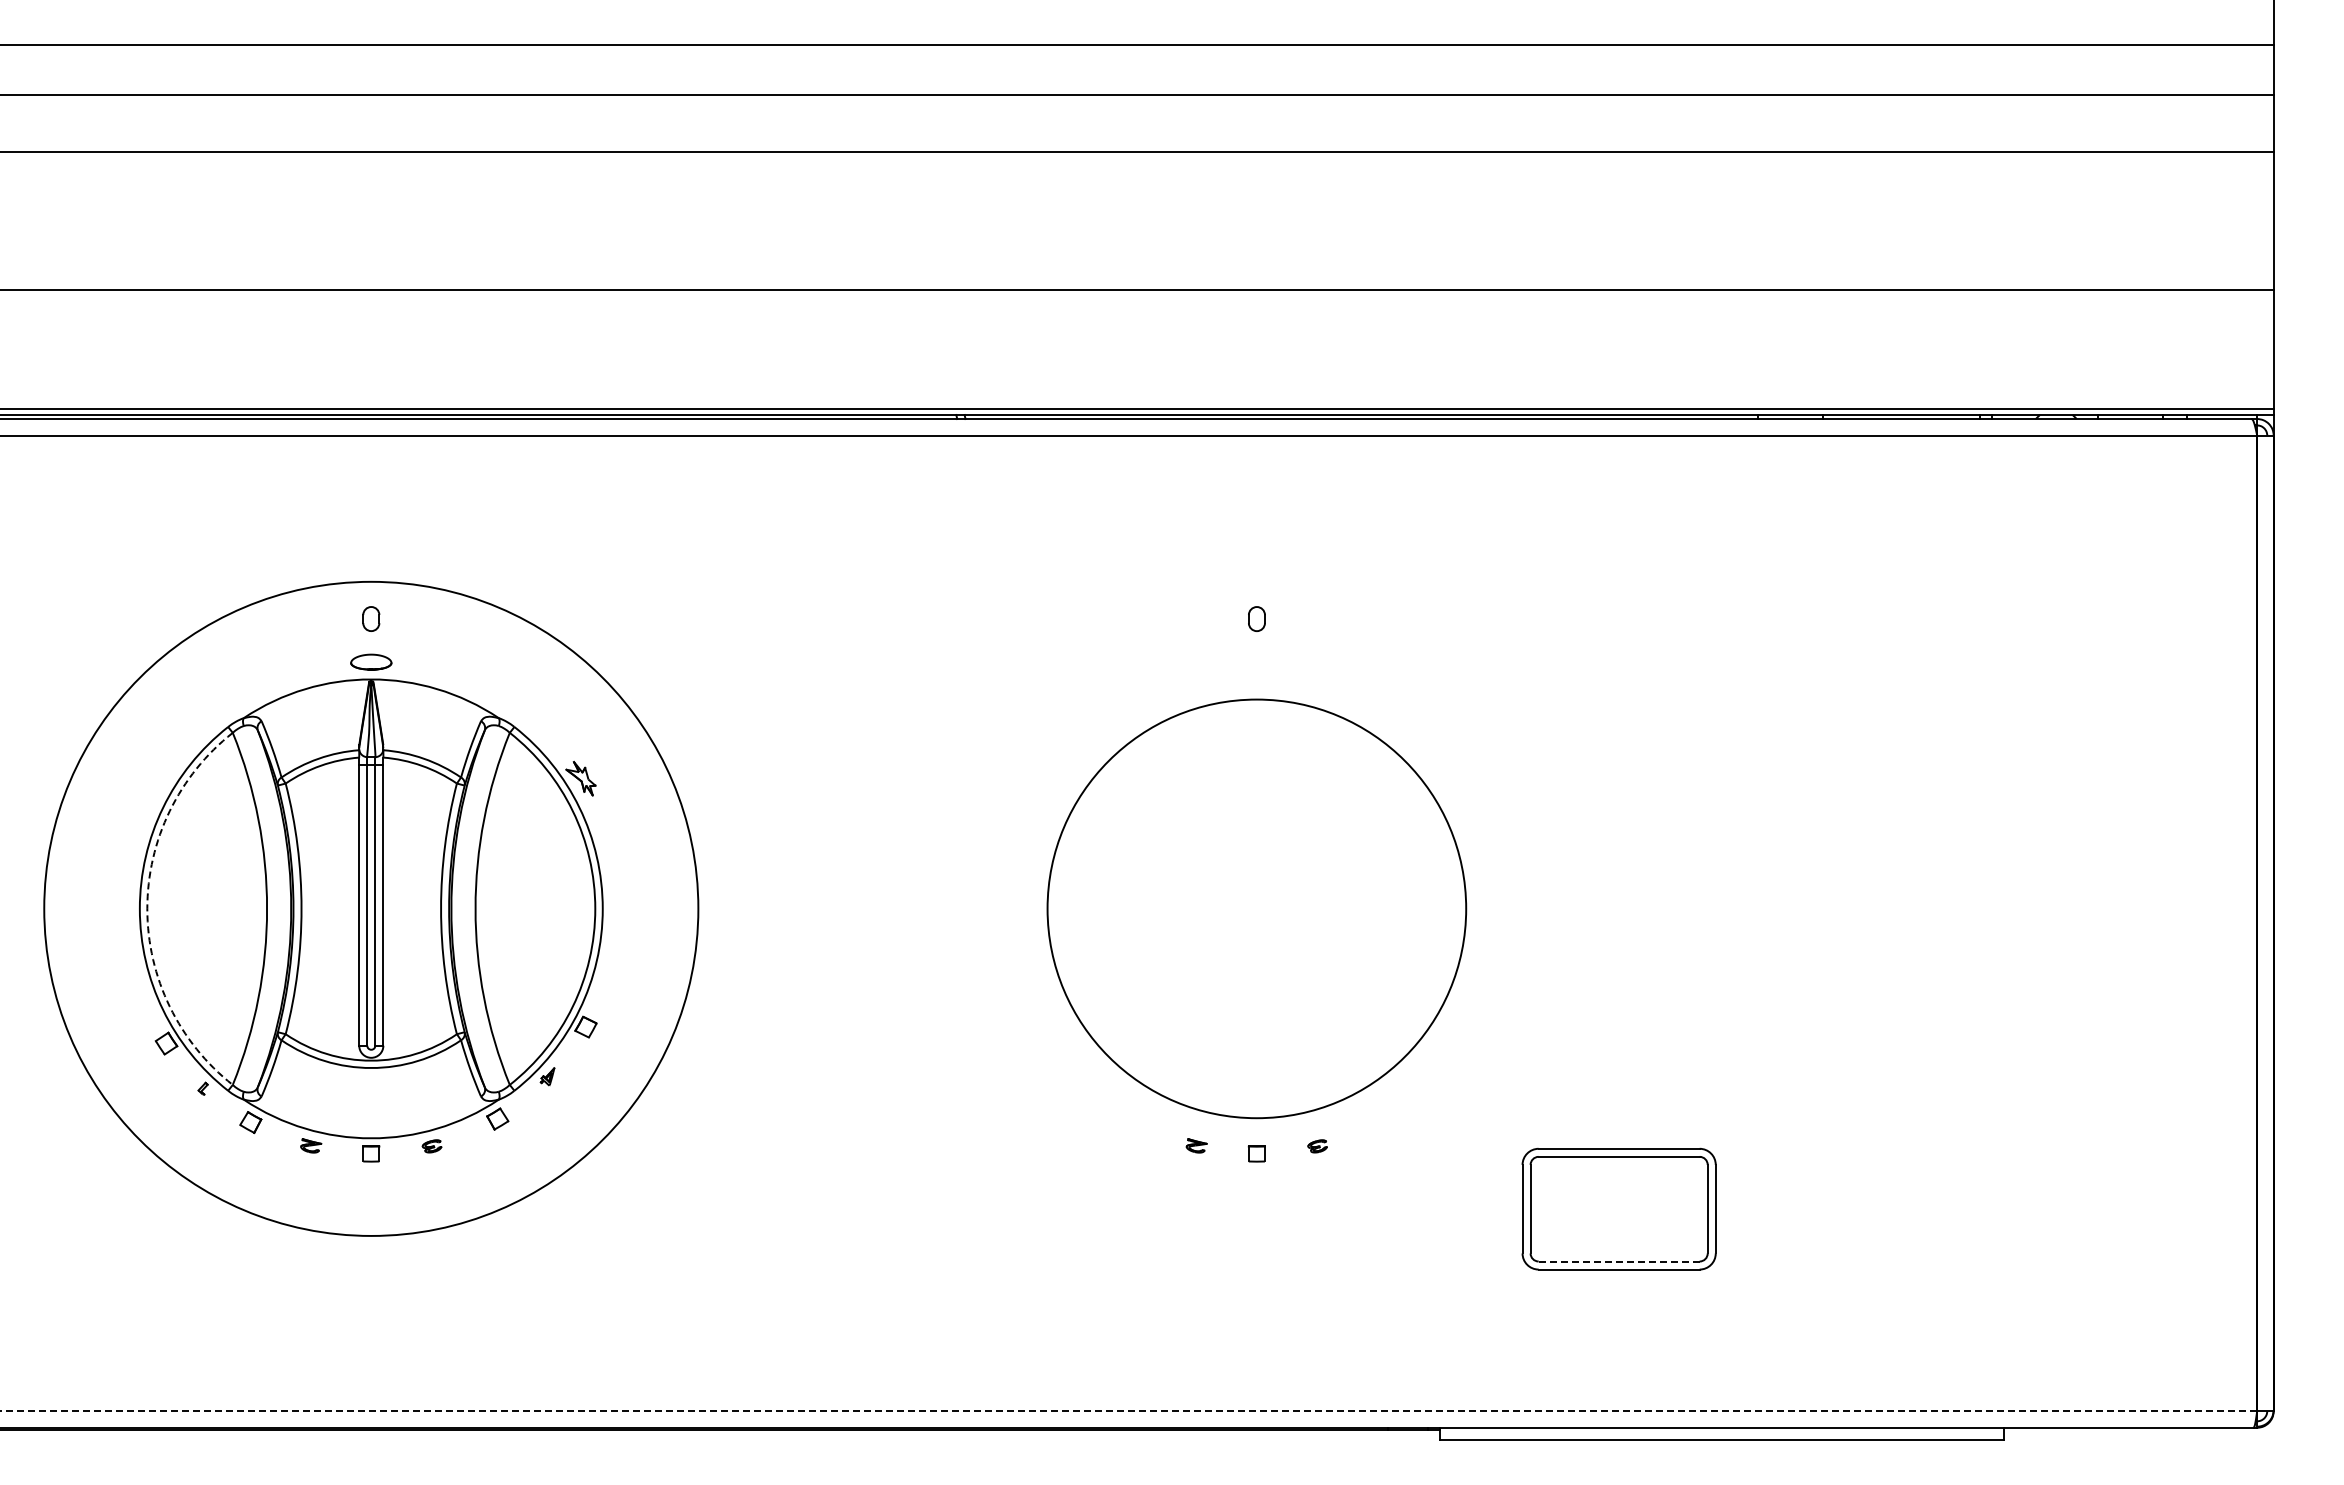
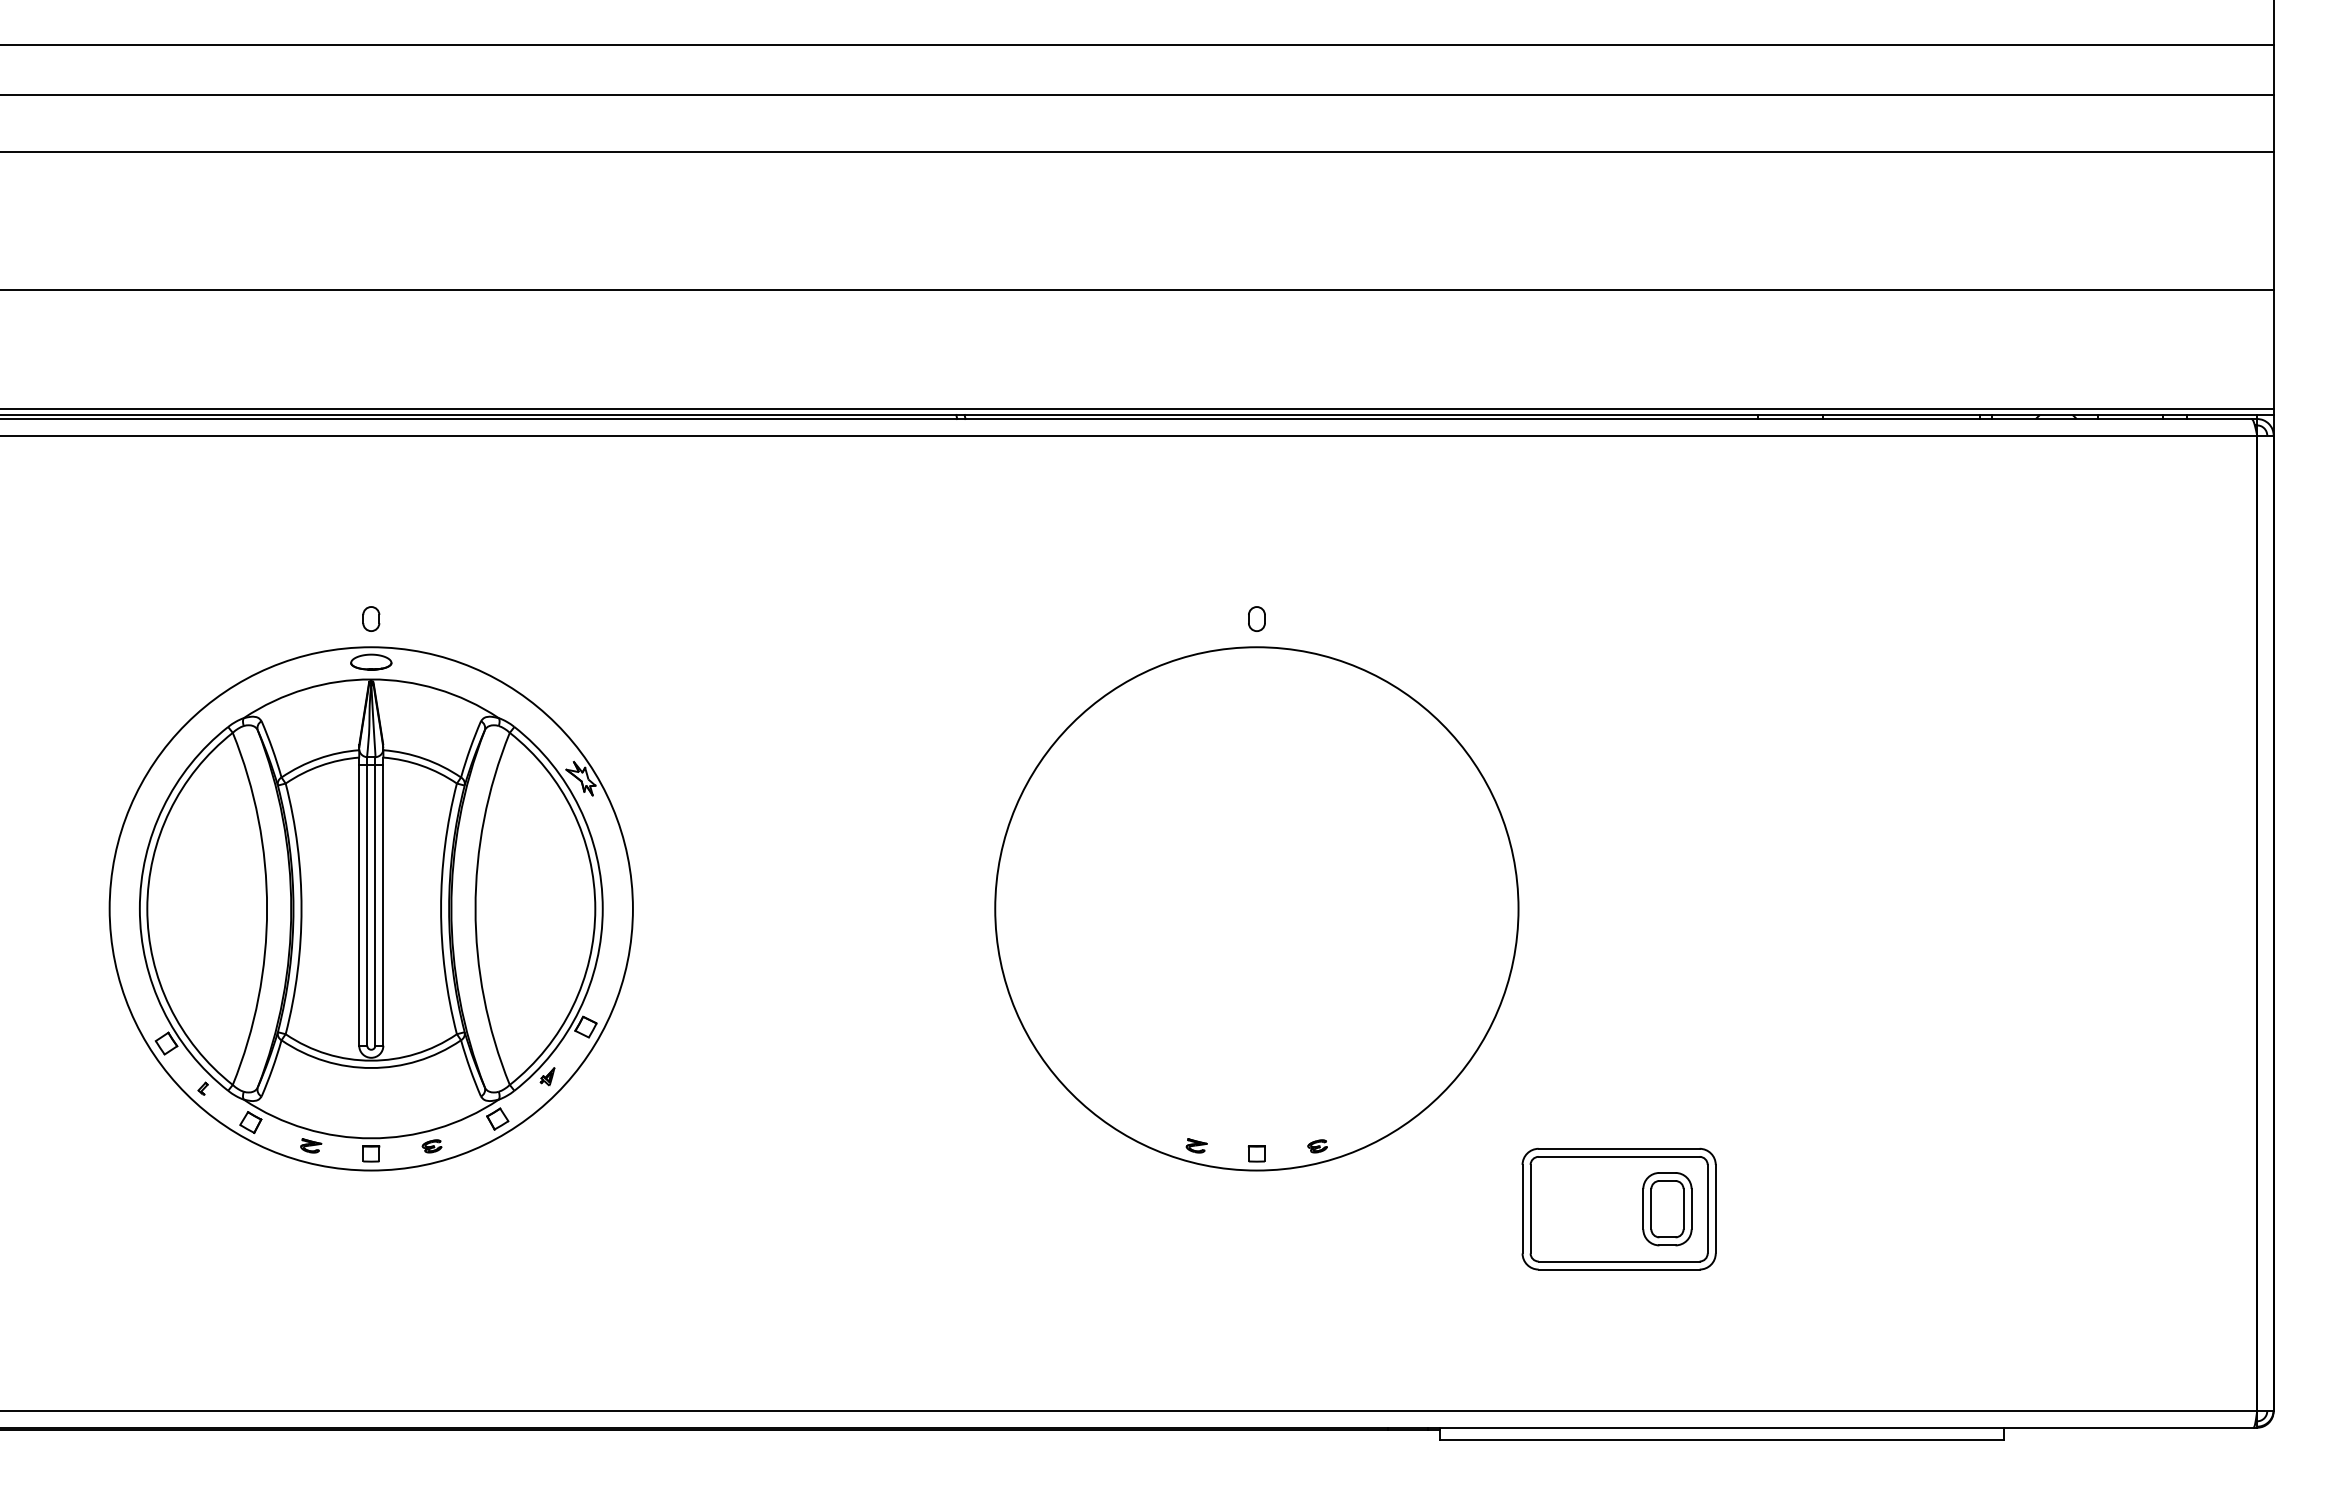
arc: dashed -> solid (147, 908)
circle diameter: 654 px -> 523 px (370, 908)
circle diameter: 419 px -> 523 px (1256, 908)
part: none -> present (1667, 1209)
line: dashed -> solid (1619, 1261)
line: dashed -> solid (1129, 1411)
